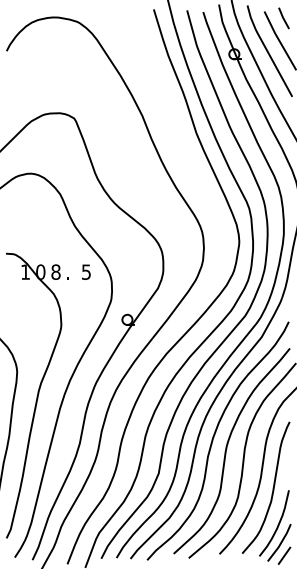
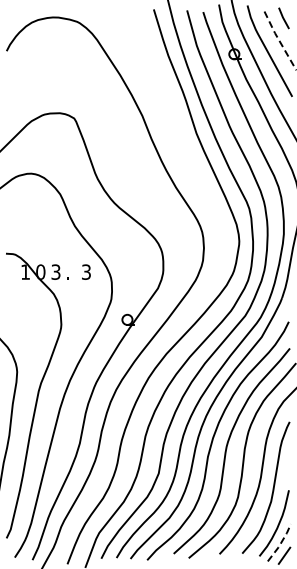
line: solid -> dashed (279, 41)
text: 8 -> 3 (55, 271)
text: 5 -> 3 (86, 271)
line: solid -> dashed (281, 543)
